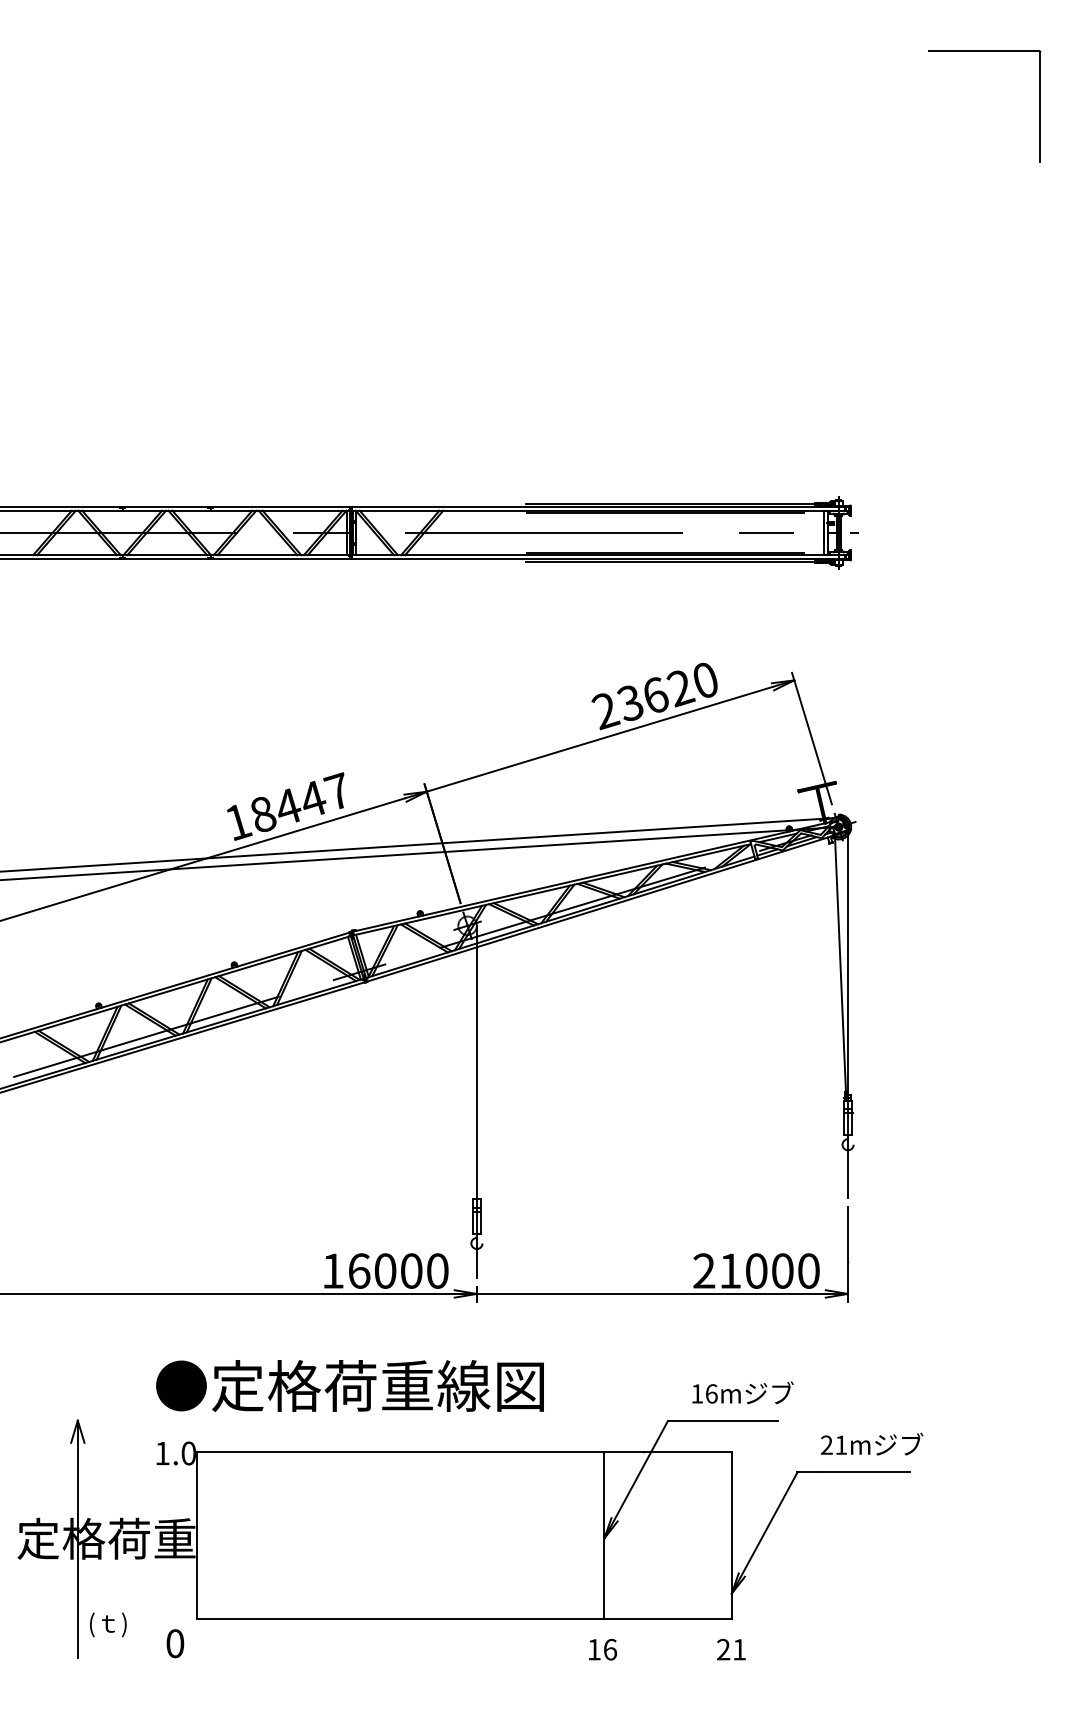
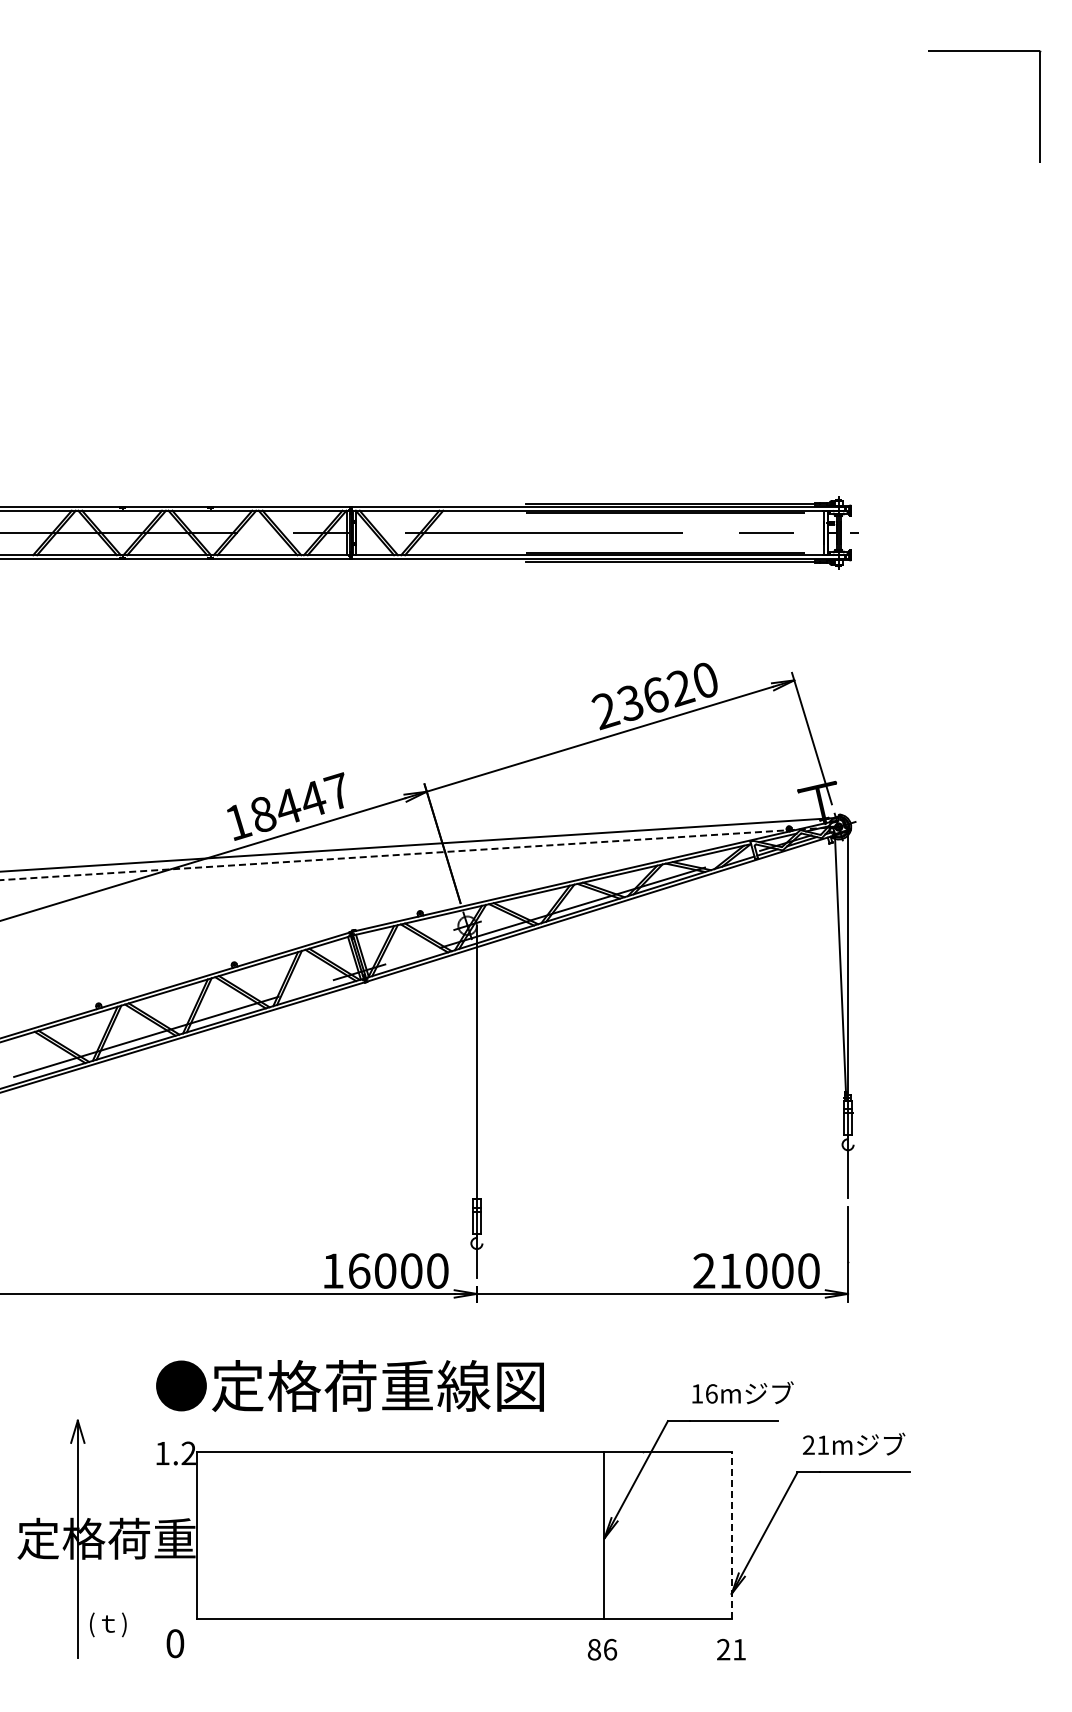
line: solid -> dashed (419, 853)
text position: (872, 1443) -> (854, 1443) (854, 1443)
text: 1.0 -> 1.2 (188, 1453)
line: solid -> dashed (731, 1535)
text: 16 -> 86 (594, 1649)
